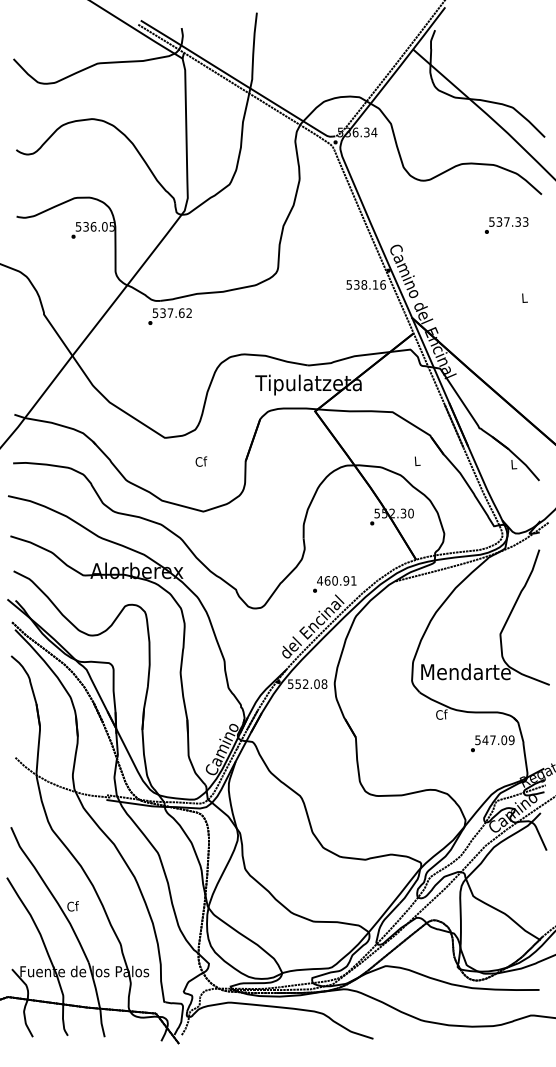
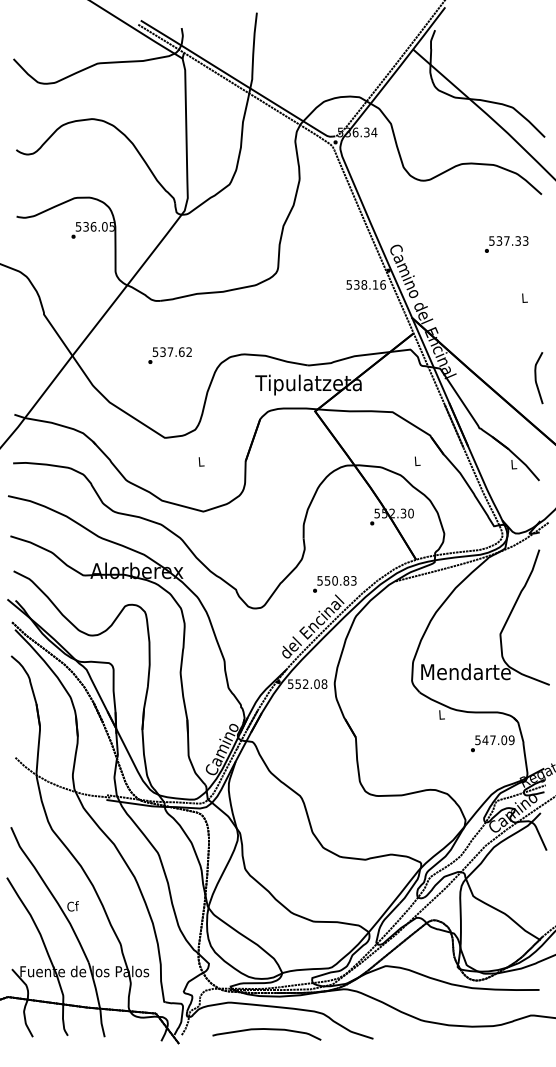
text position: (506, 225) -> (506, 244) (506, 244)
text position: (169, 316) -> (169, 355) (169, 355)
curve: none -> present (536, 378)
text: Cf -> L (201, 461)
text: 460.91 -> 550.83 (336, 580)
text: Cf -> L (441, 714)
curve: none -> present (268, 1030)
